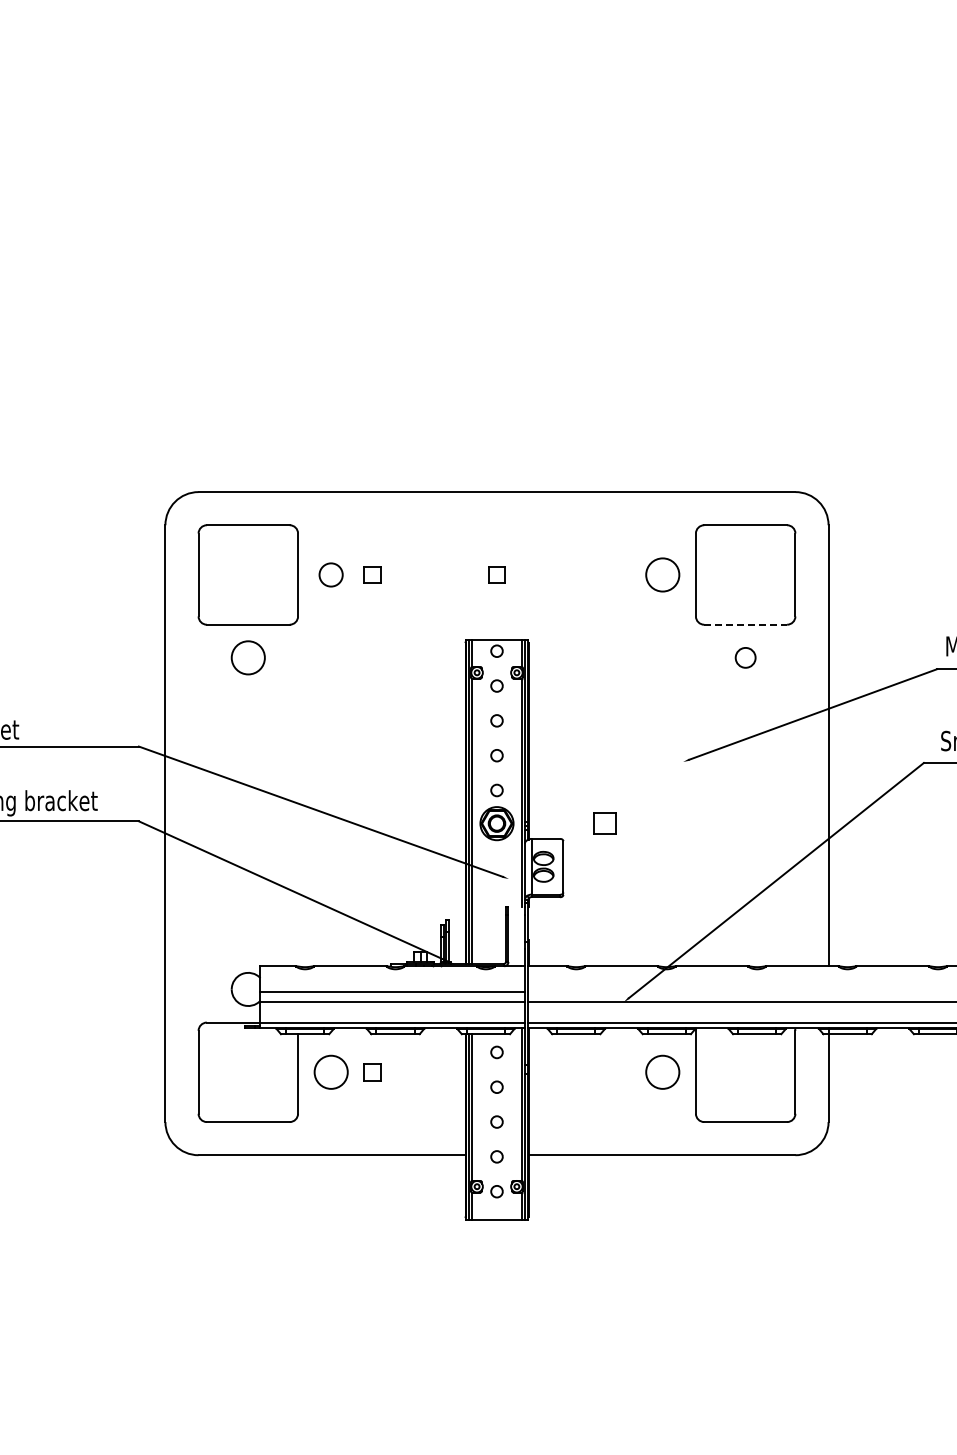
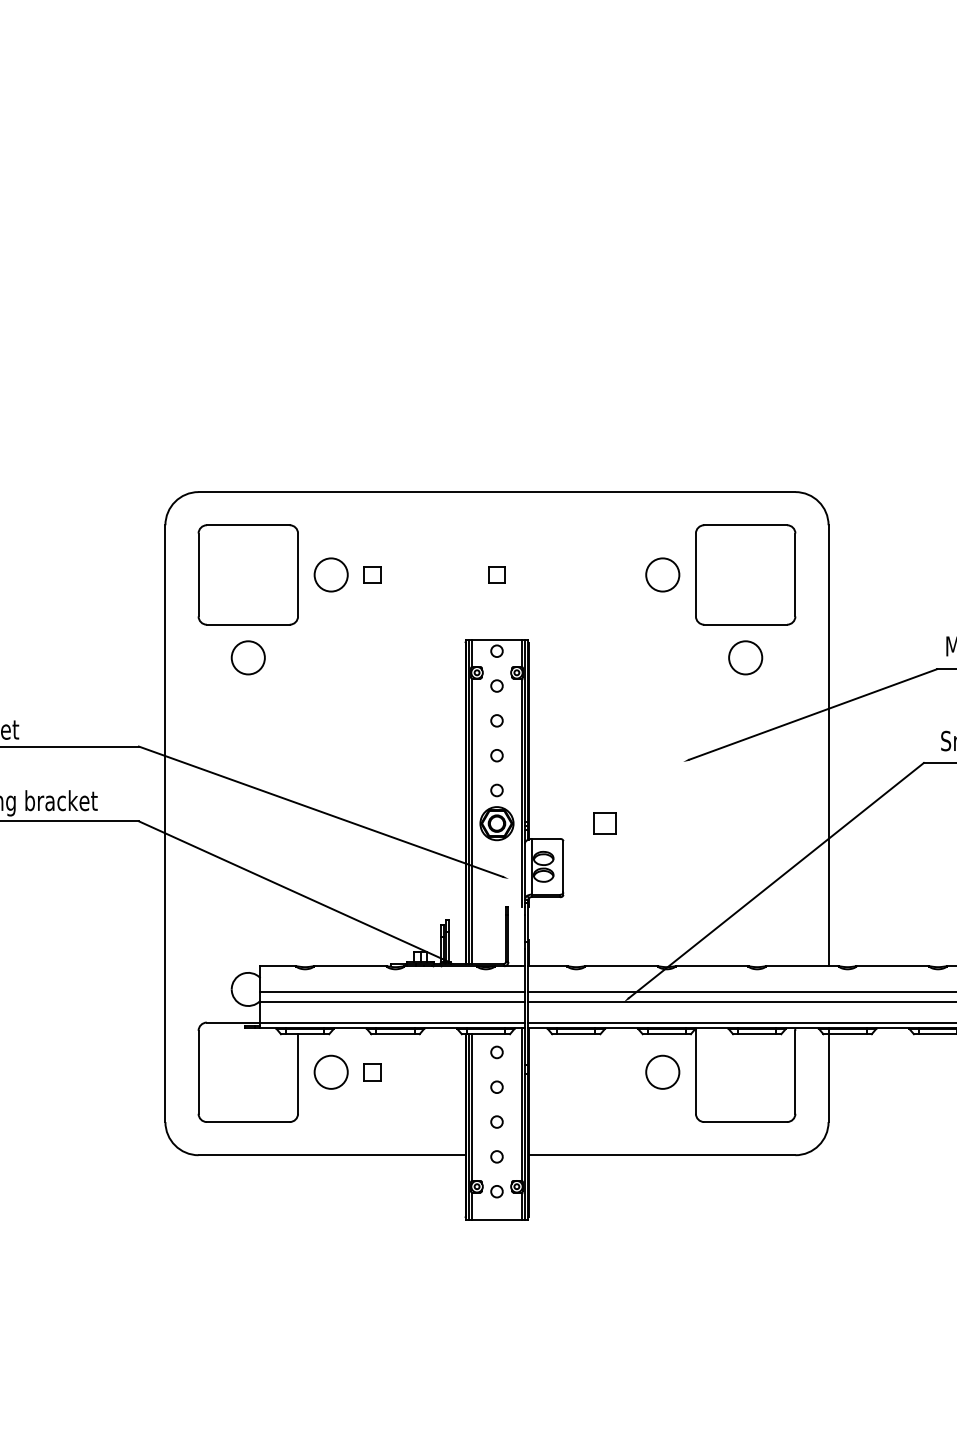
circle size: 26x26 px -> 36x36 px (330, 574)
line: dashed -> solid (746, 624)
circle diameter: 20 px -> 33 px (745, 657)
line: none -> present (740, 992)
